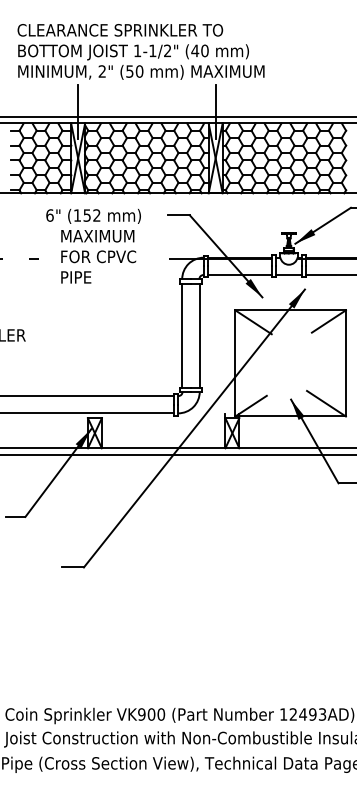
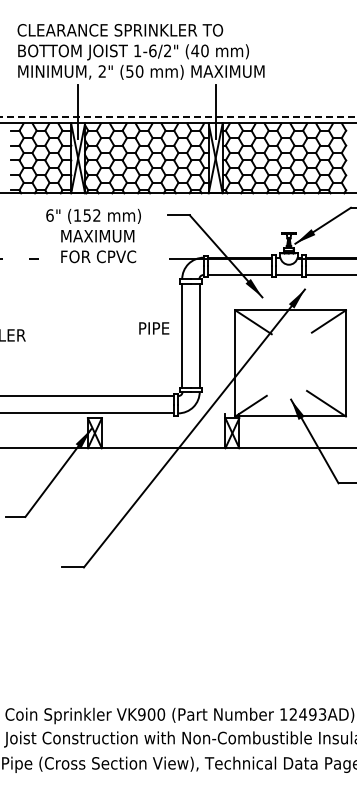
text: 1-1/2" -> 1-6/2" (152, 50)
line: solid -> dashed (177, 117)
text position: (76, 277) -> (154, 328) (154, 328)
line: present -> none (177, 454)
